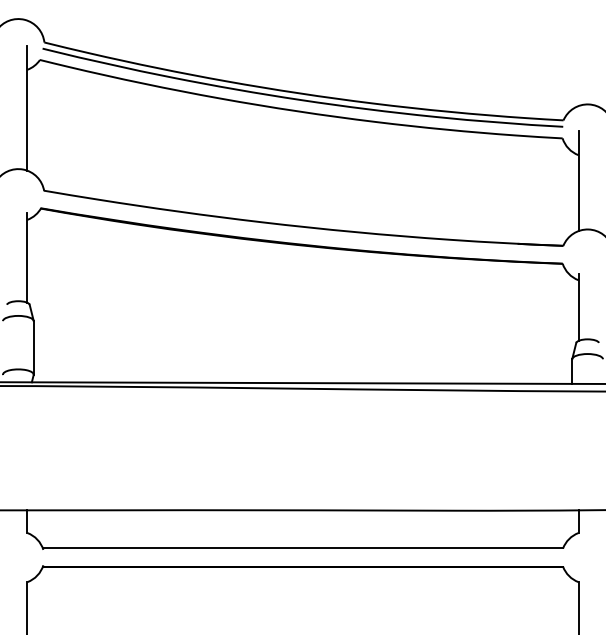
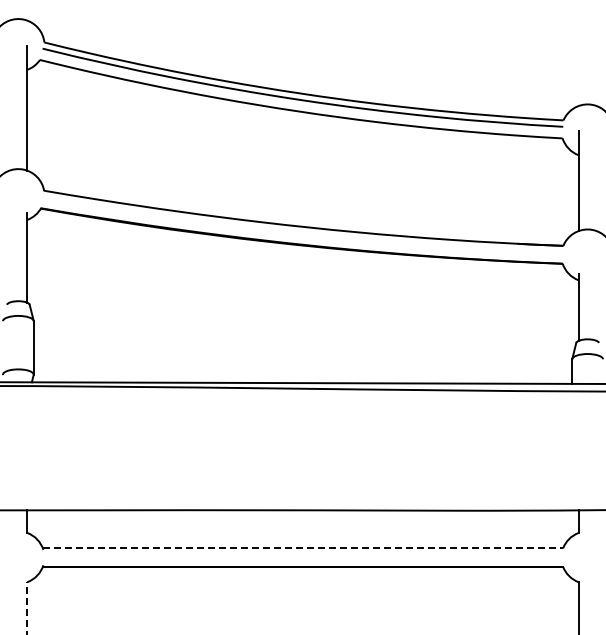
line: solid -> dashed (303, 548)
line: solid -> dashed (27, 608)
